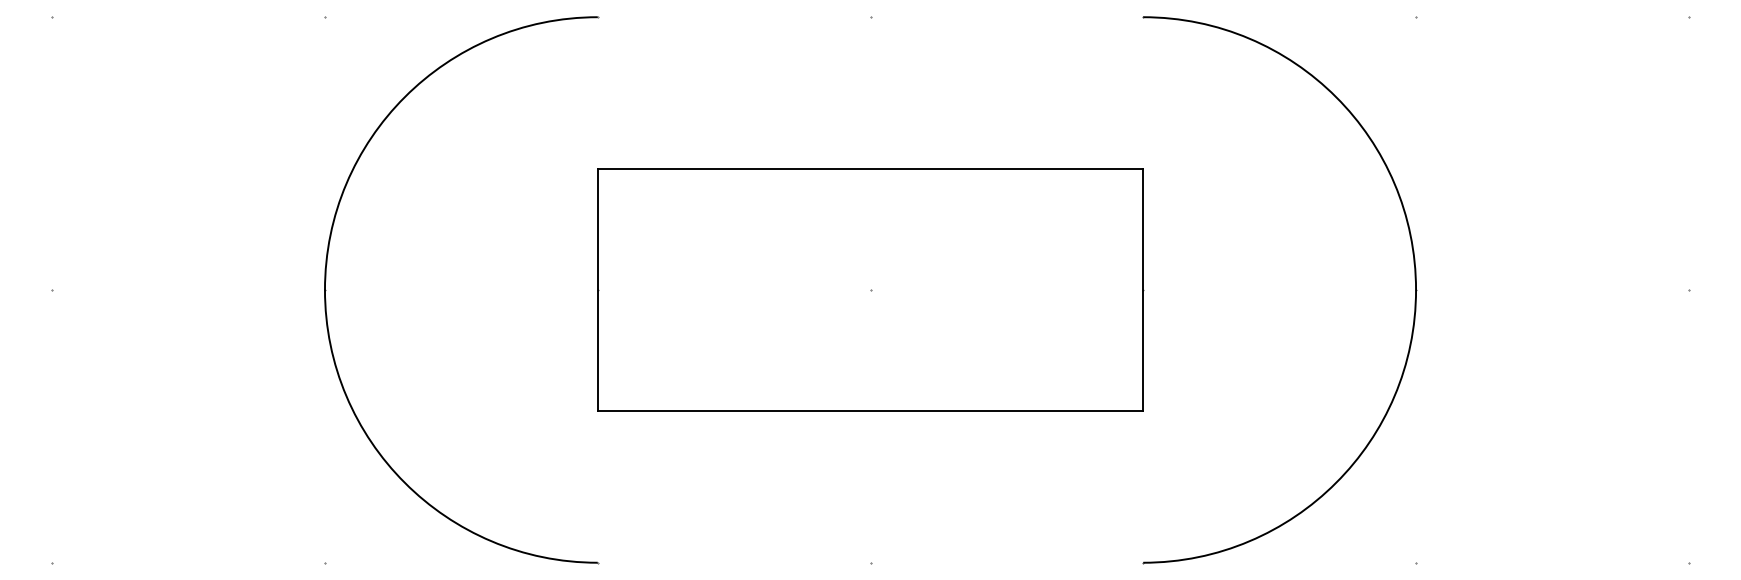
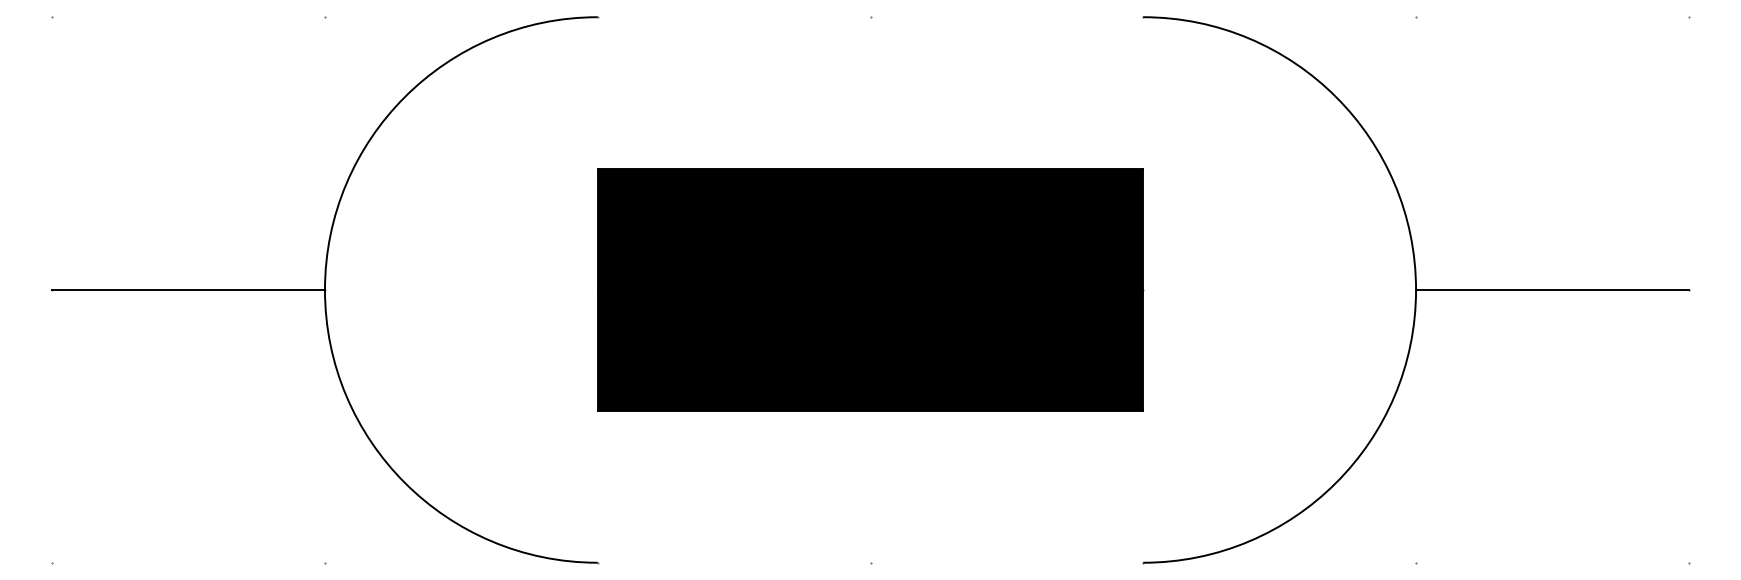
line: none -> present (188, 289)
fill: none -> present (870, 289)
line: none -> present (1552, 289)
